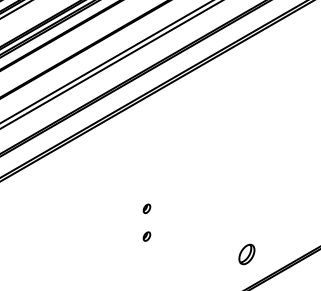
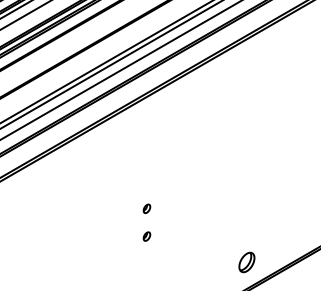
line: none -> present (24, 15)
line: none -> present (120, 70)
part position: (246, 254) -> (246, 262) (246, 262)
